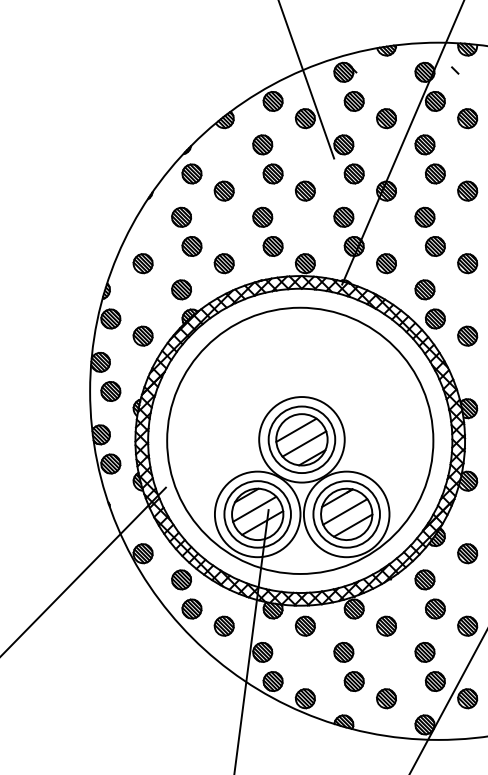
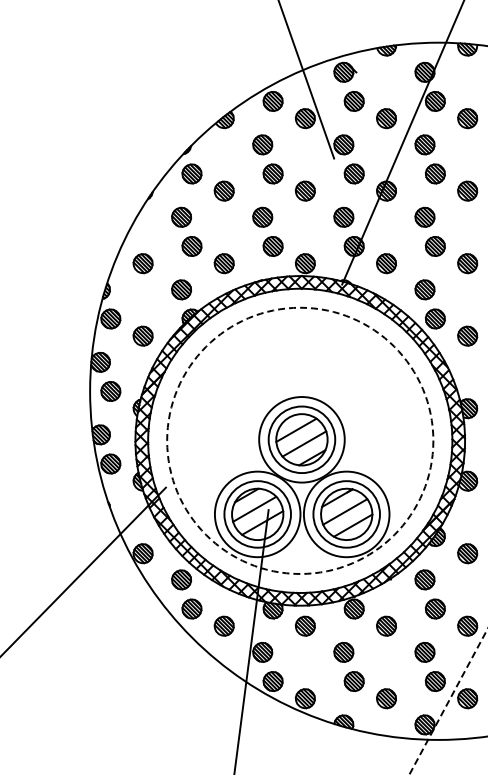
line: present -> none (455, 70)
circle: solid -> dashed (300, 440)
line: solid -> dashed (448, 701)
